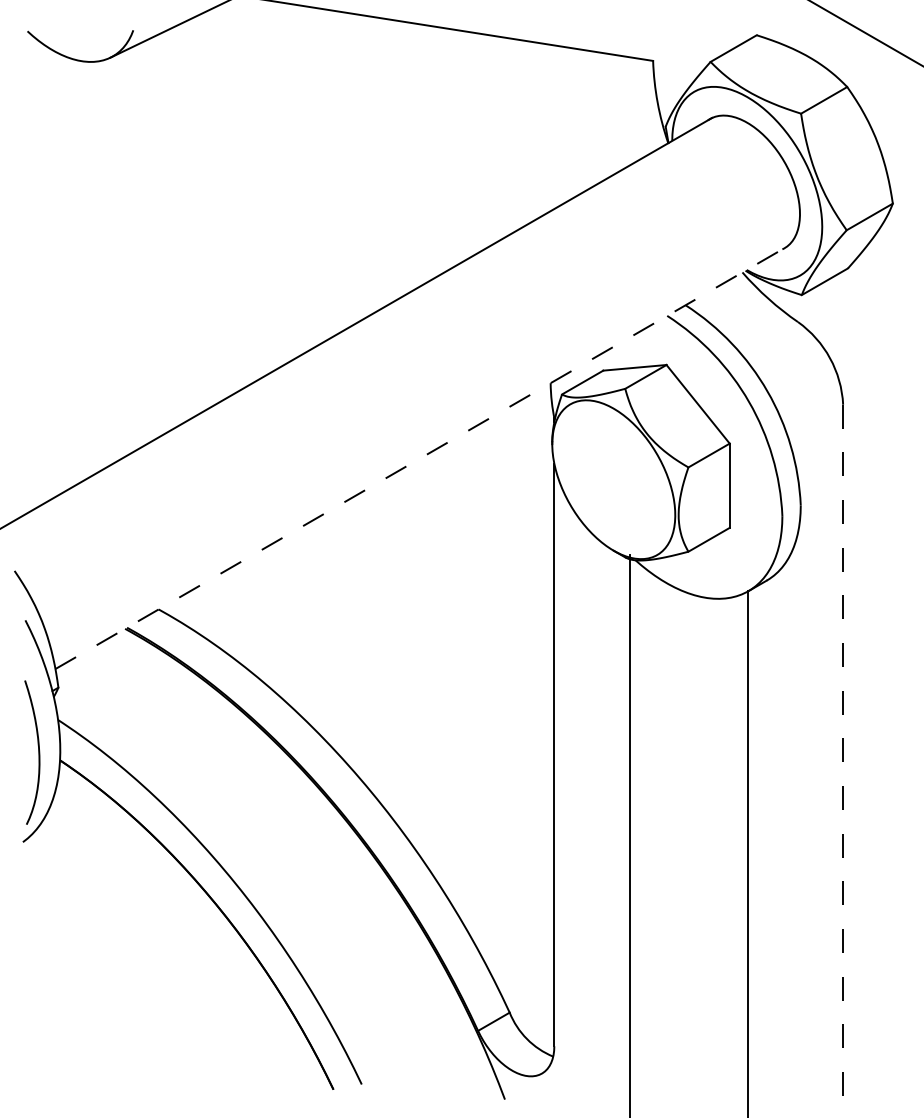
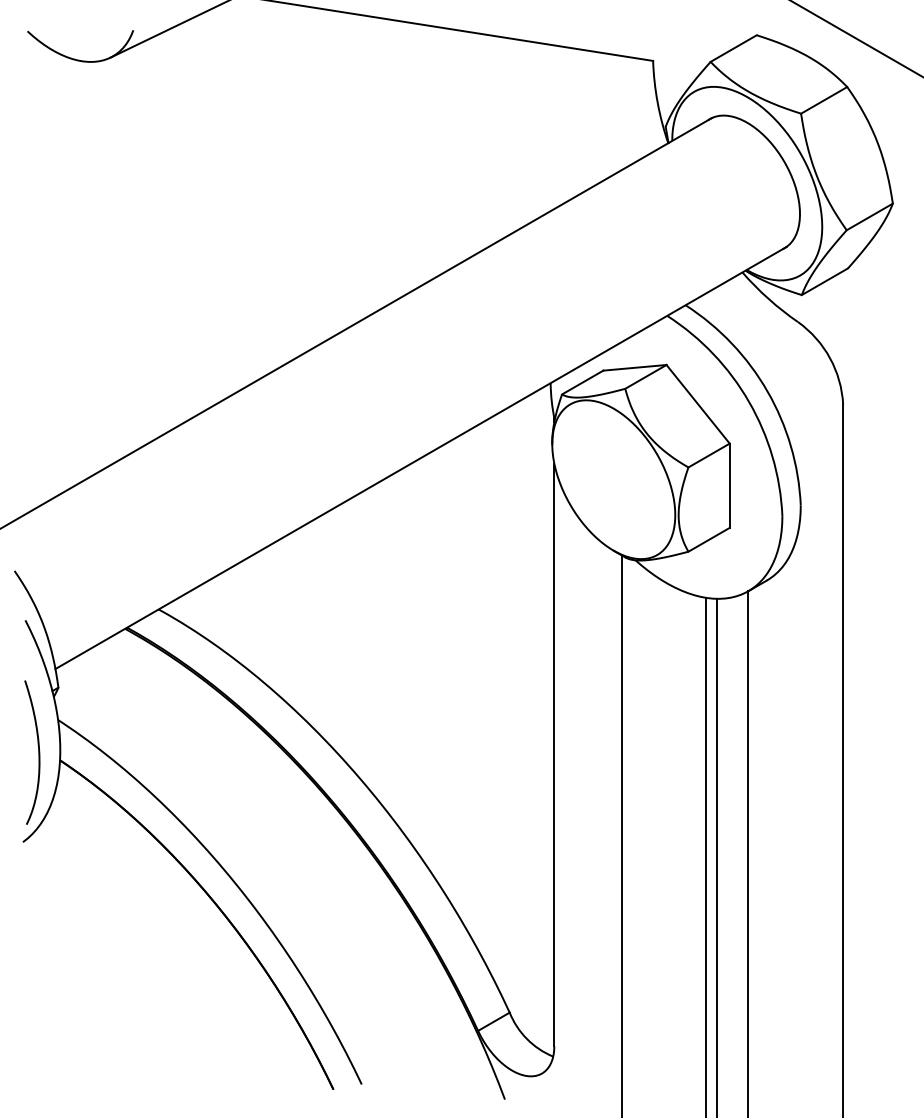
line position: (866, 33) -> (856, 38) (856, 38)
line: dashed -> solid (421, 457)
line: dashed -> solid (843, 761)
line position: (629, 834) -> (621, 834) (621, 834)
line: none -> present (705, 855)
line: none -> present (716, 856)
